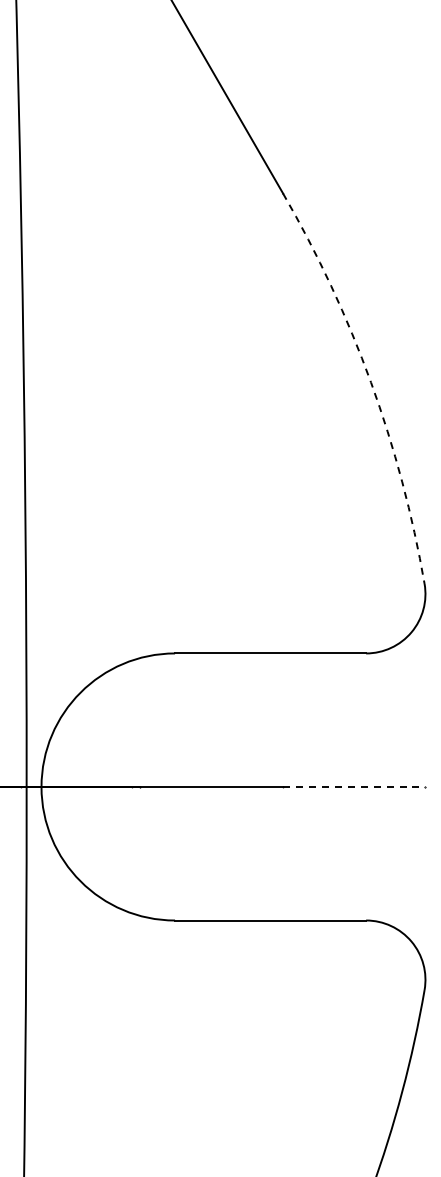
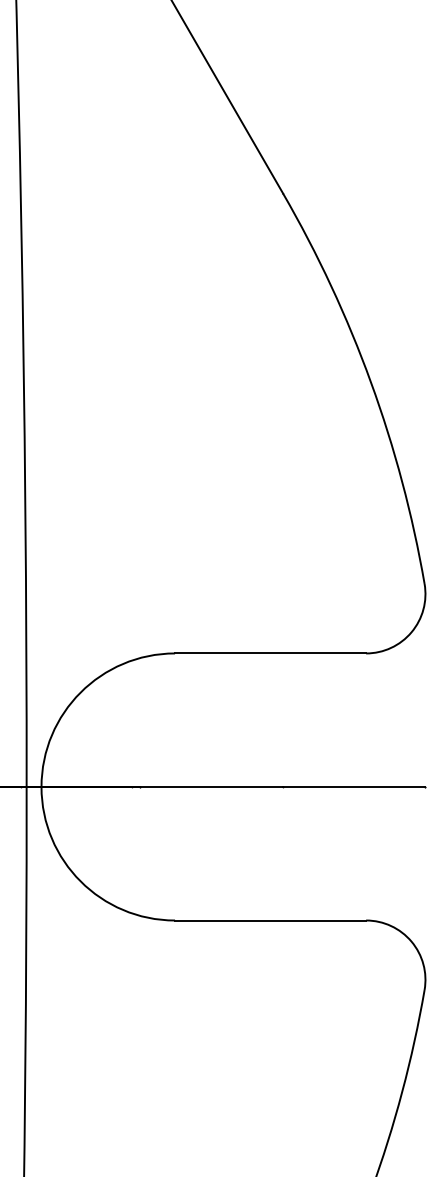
arc: dashed -> solid (371, 382)
line: dashed -> solid (353, 786)
